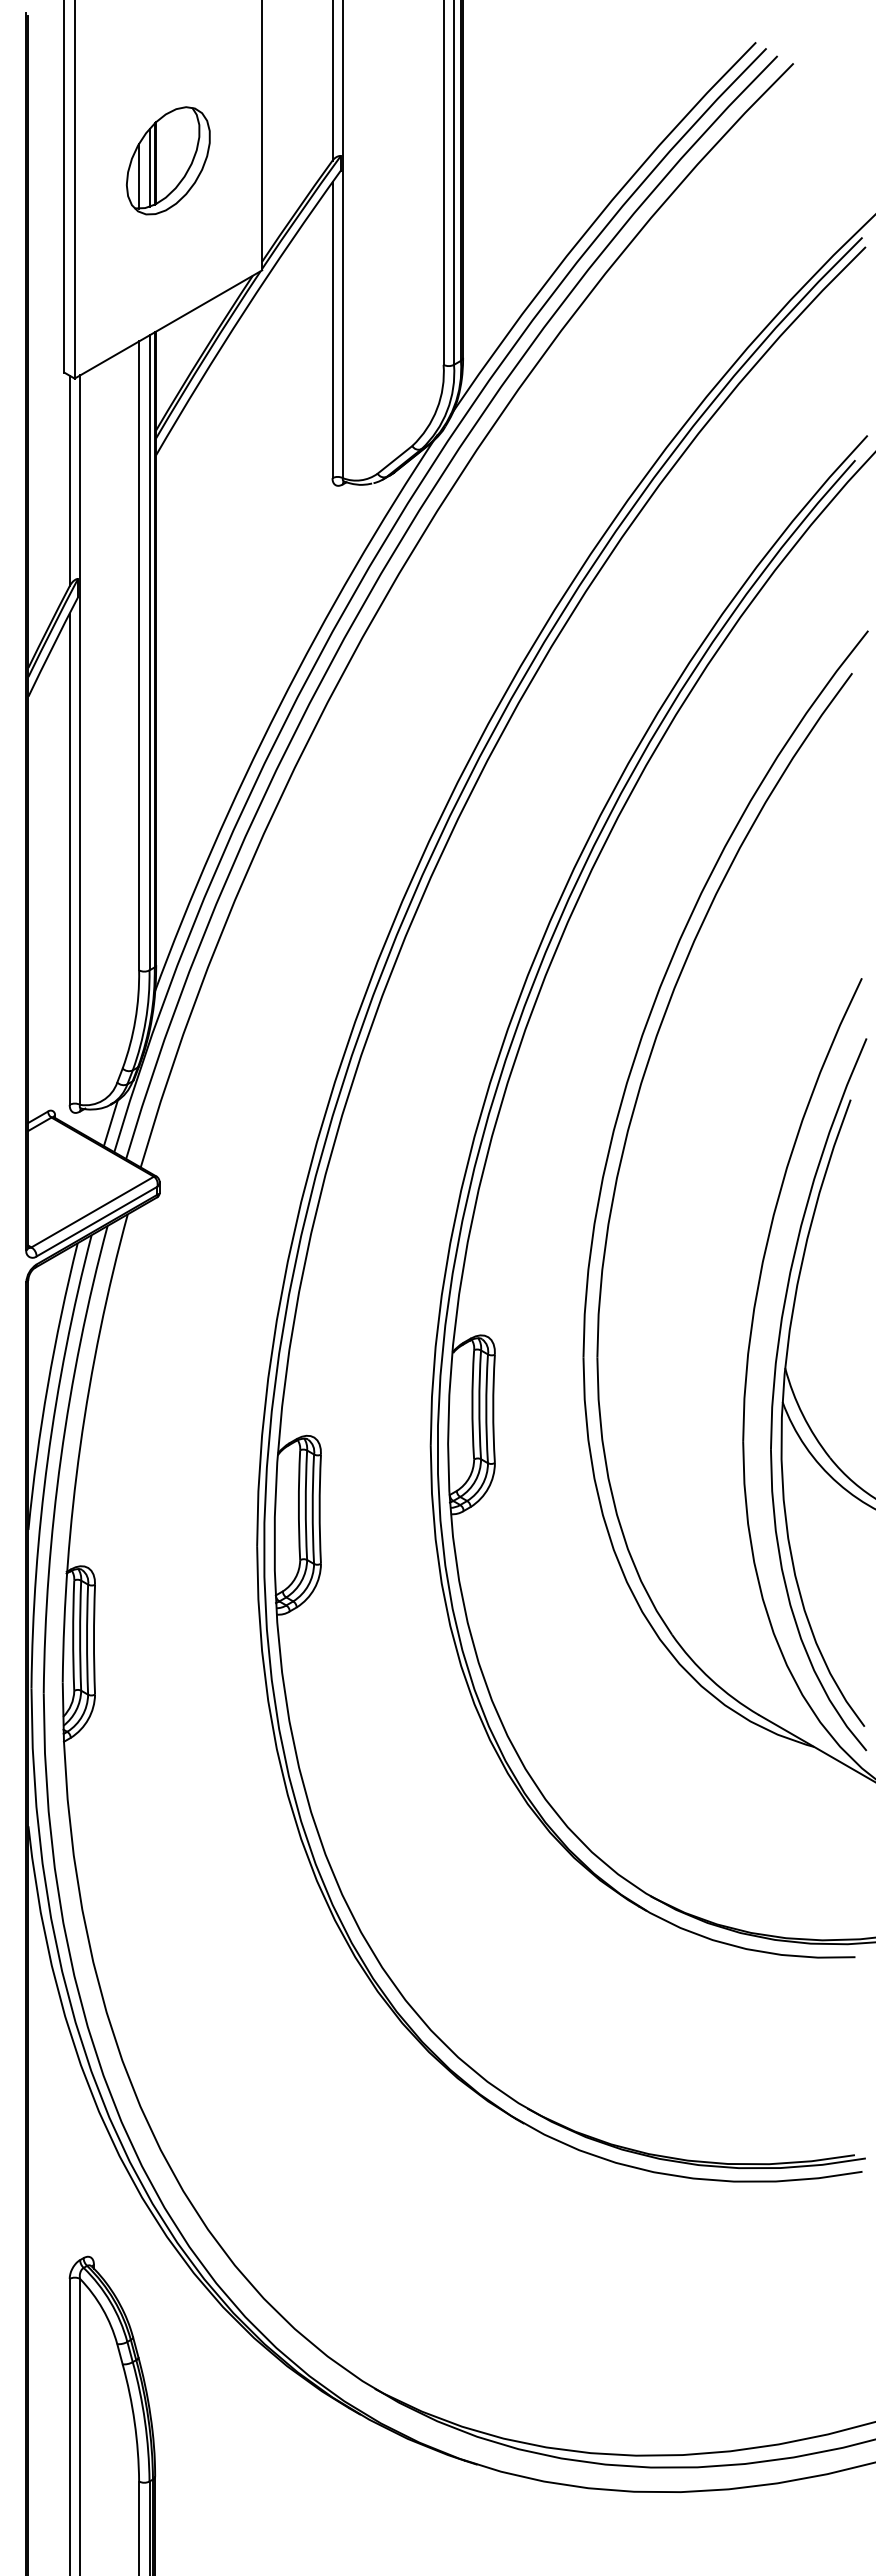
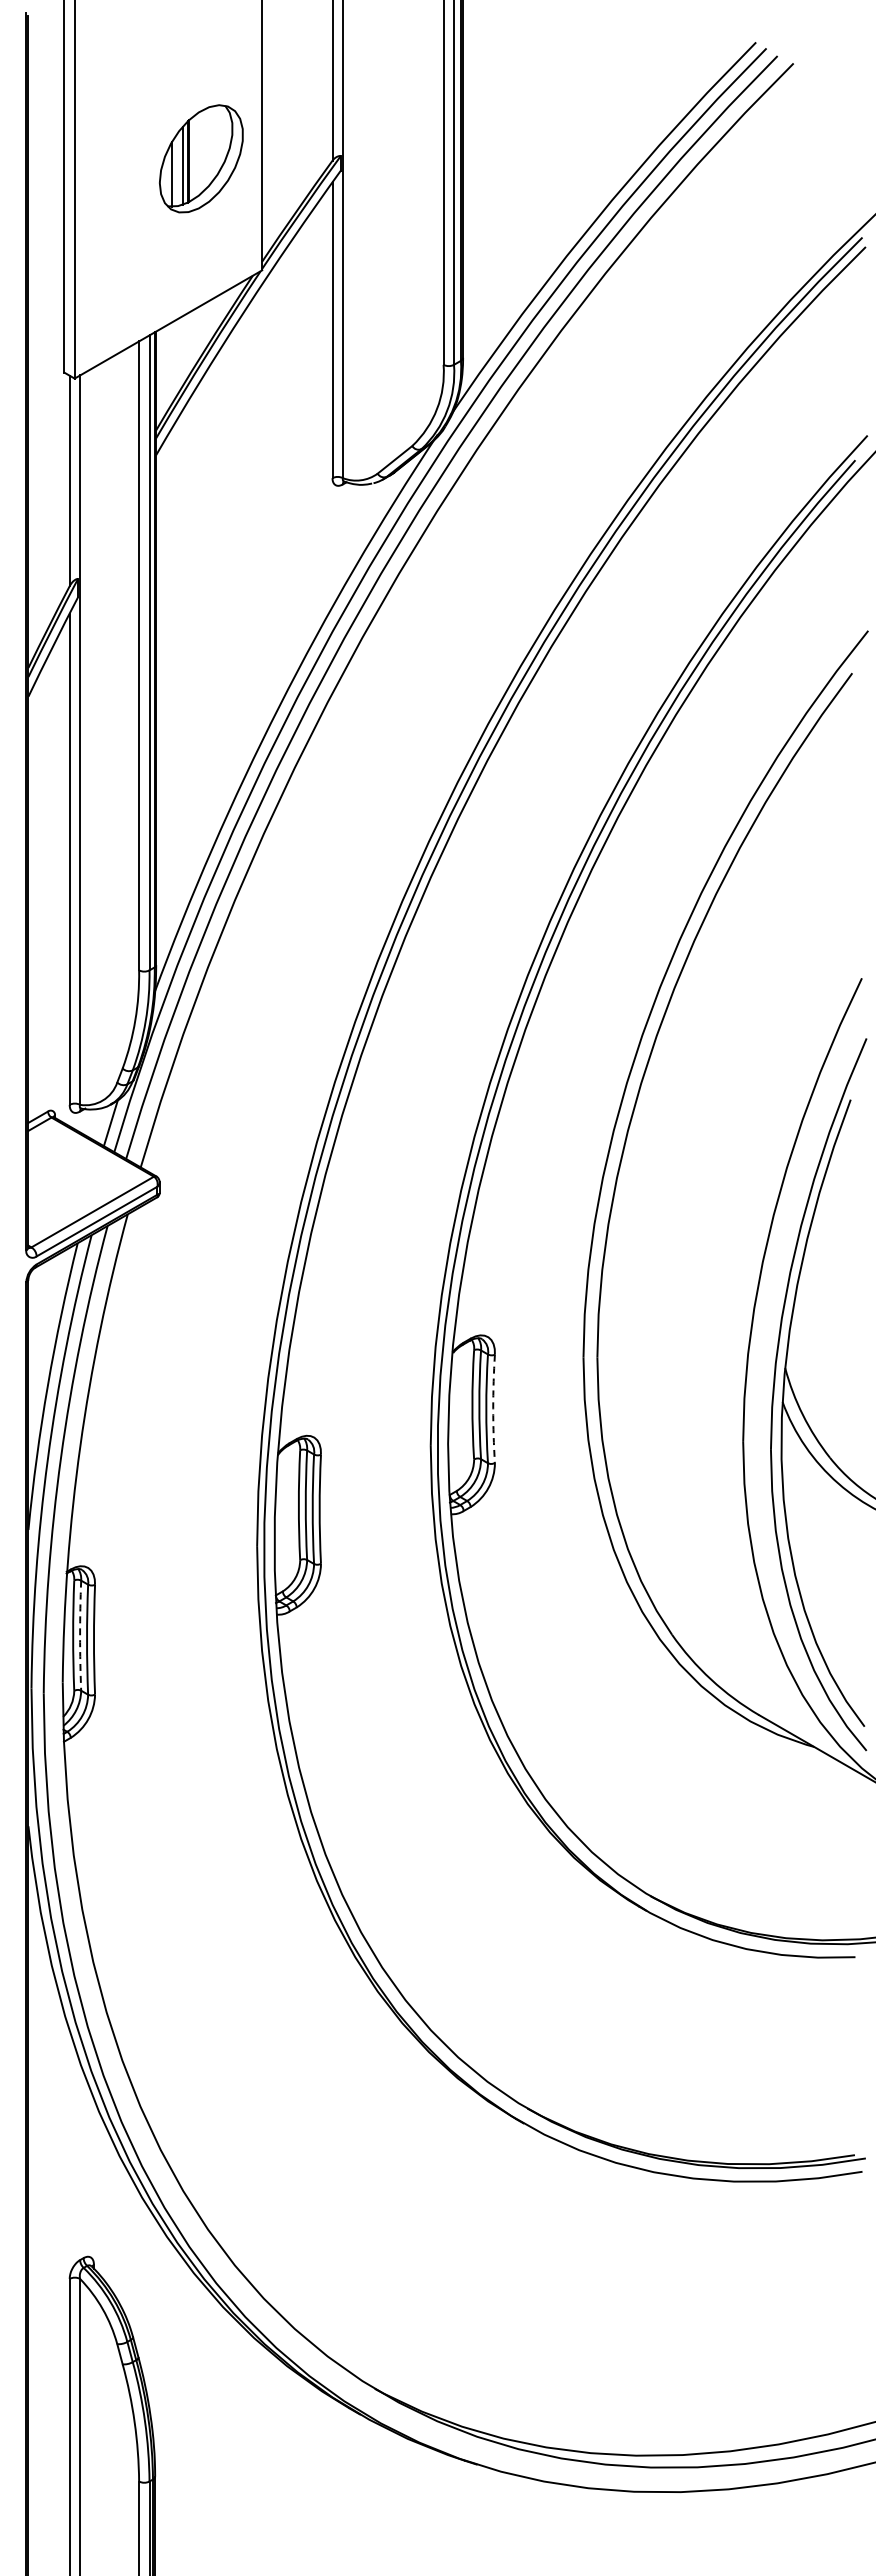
part position: (168, 160) -> (201, 158) (201, 158)
arc: solid -> dashed (493, 1408)
arc: solid -> dashed (80, 1635)
